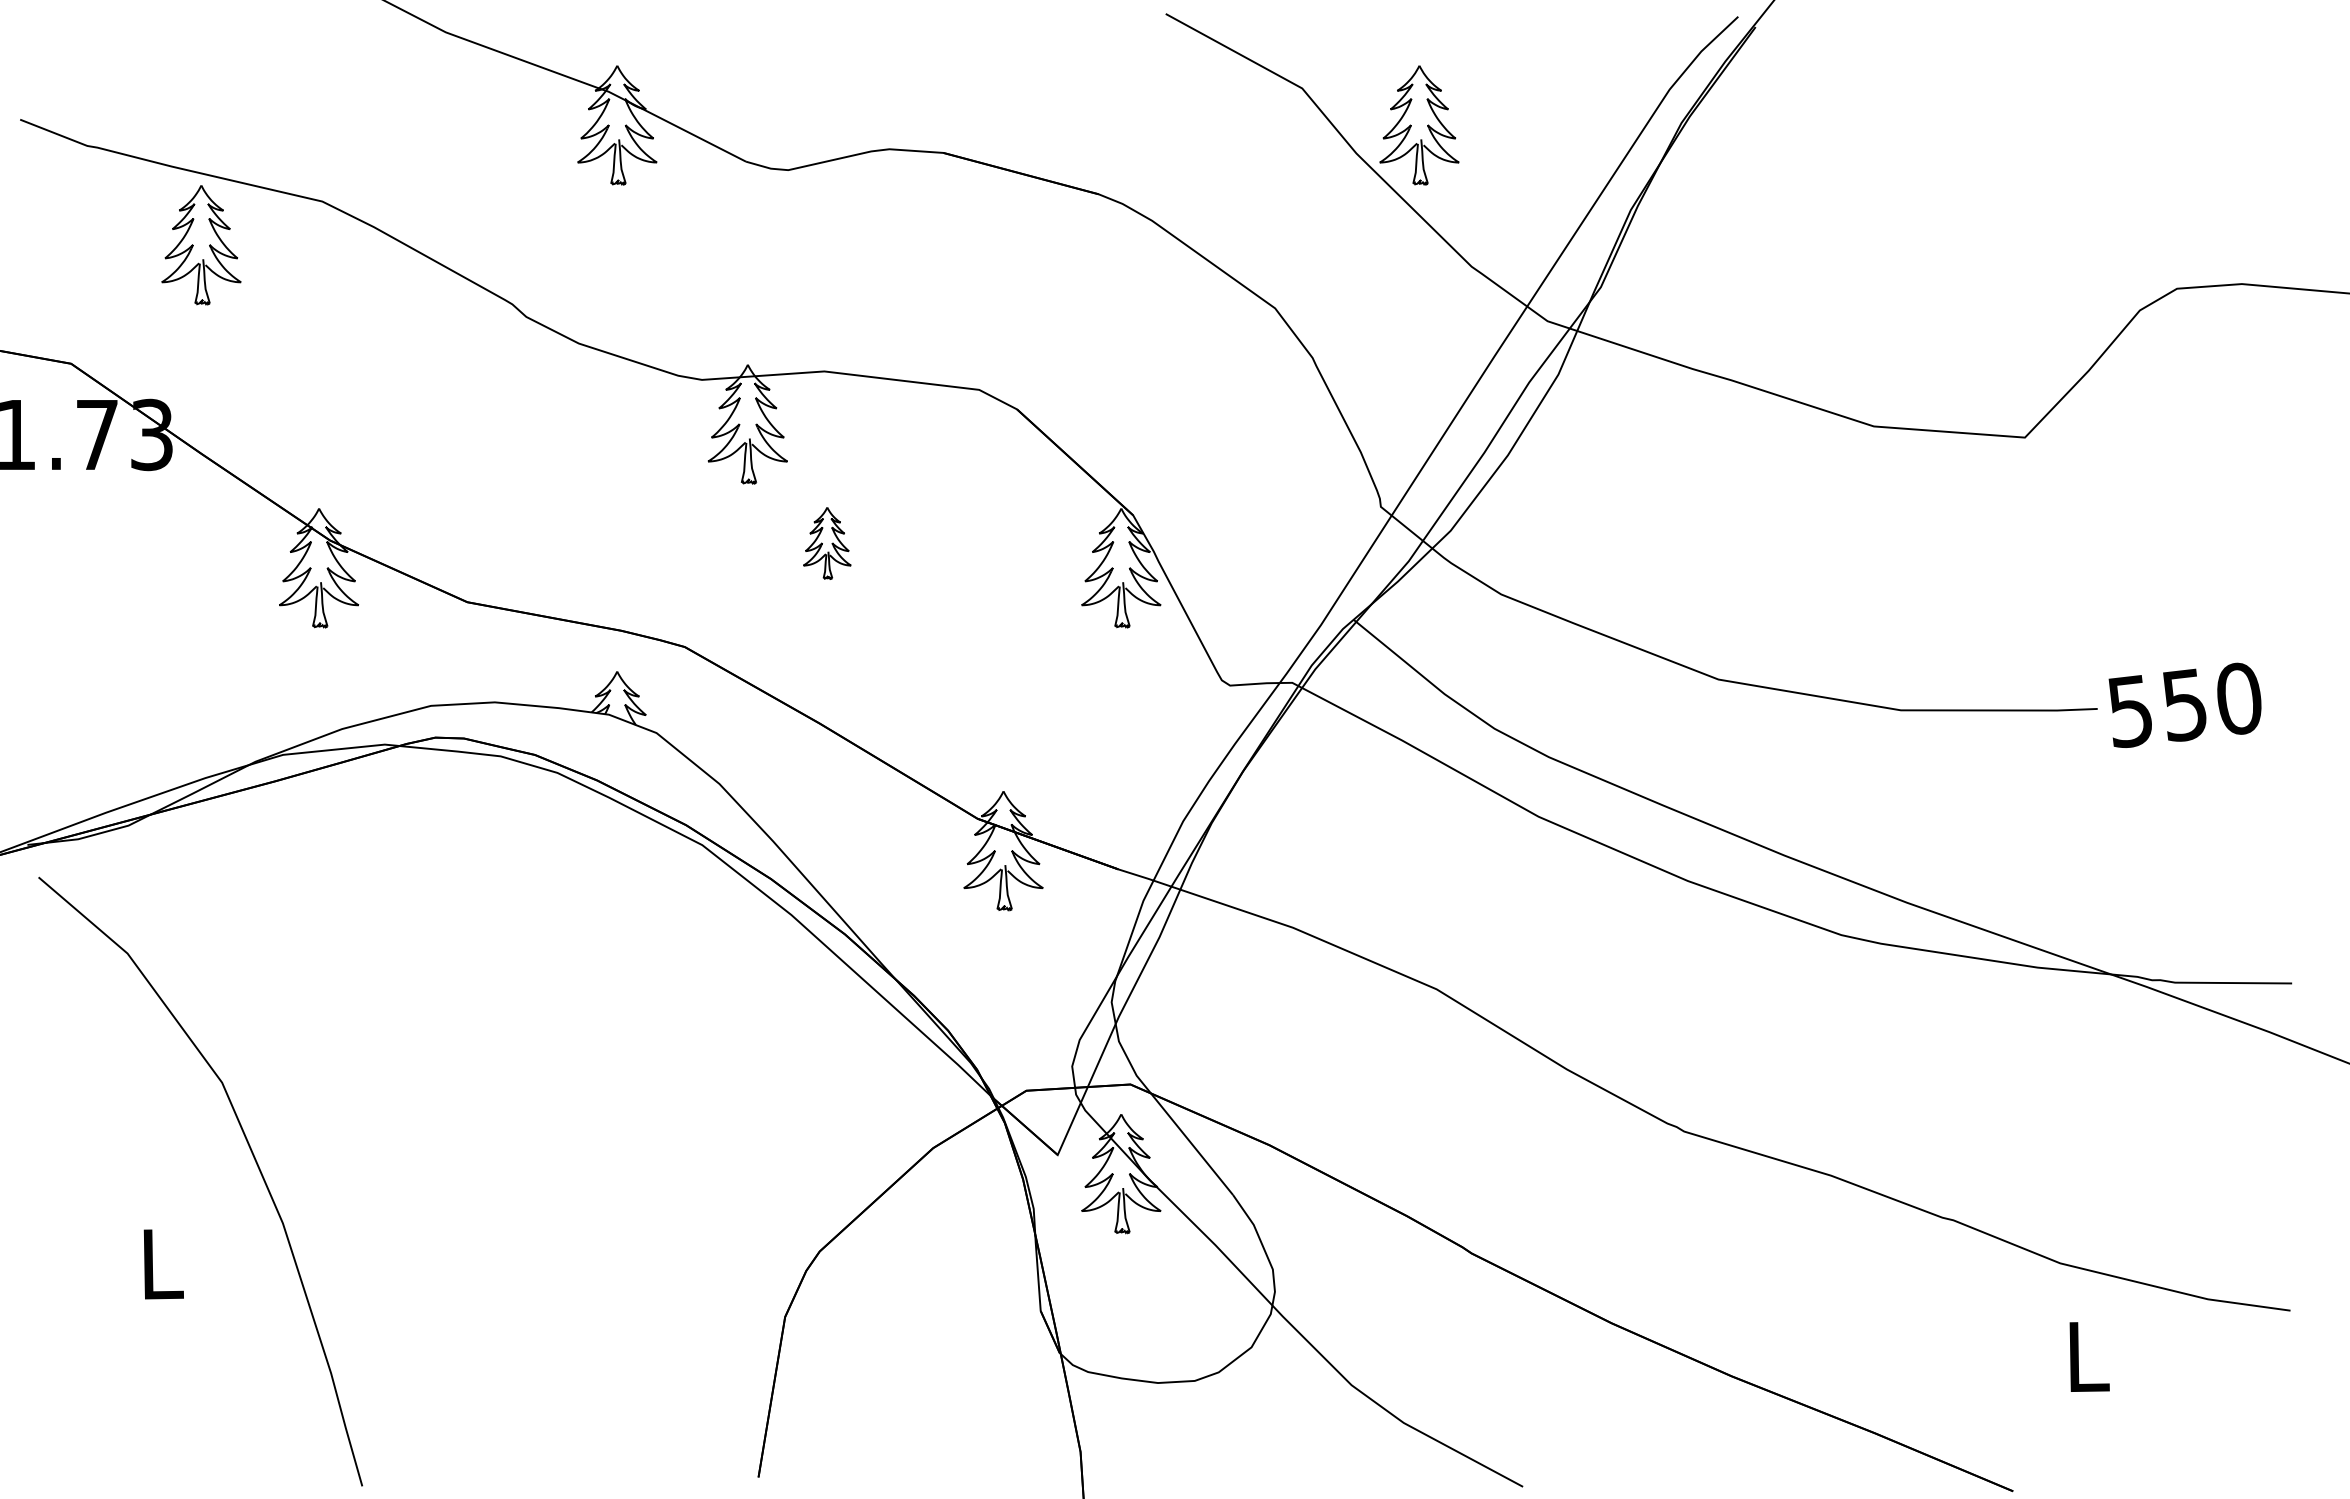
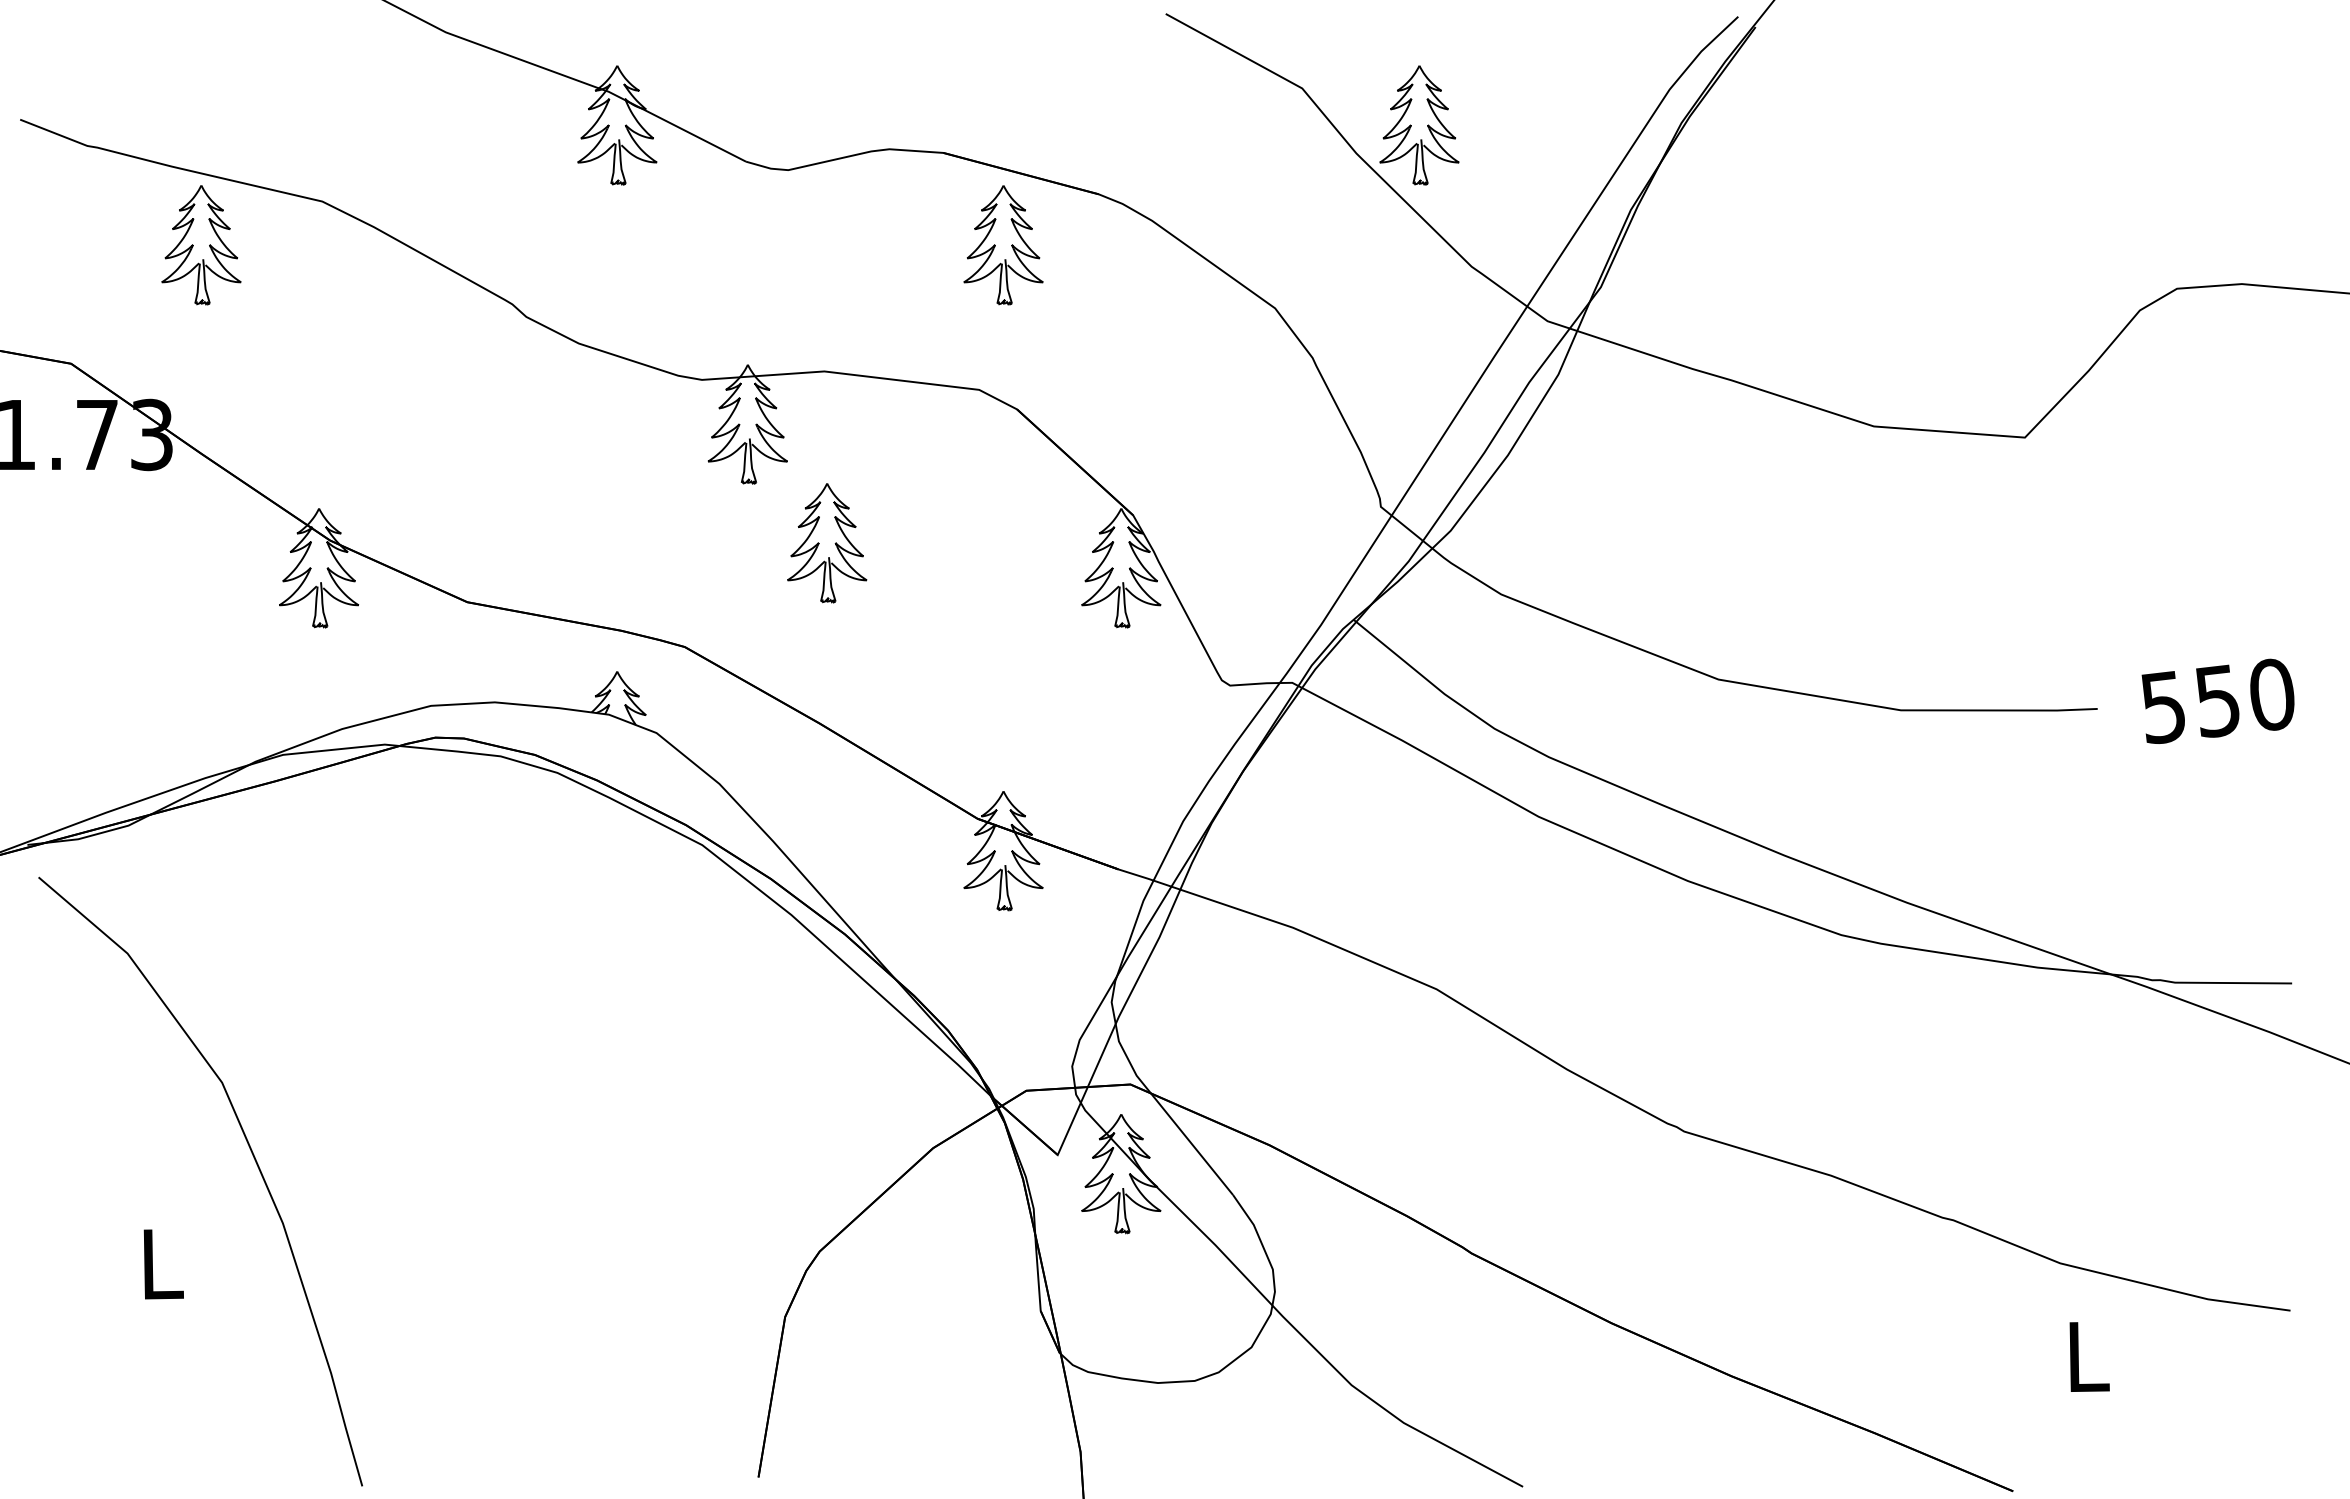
part: none -> present (1003, 245)
part size: 49x73 px -> 81x121 px (827, 543)
text position: (2184, 704) -> (2217, 700) (2217, 700)
